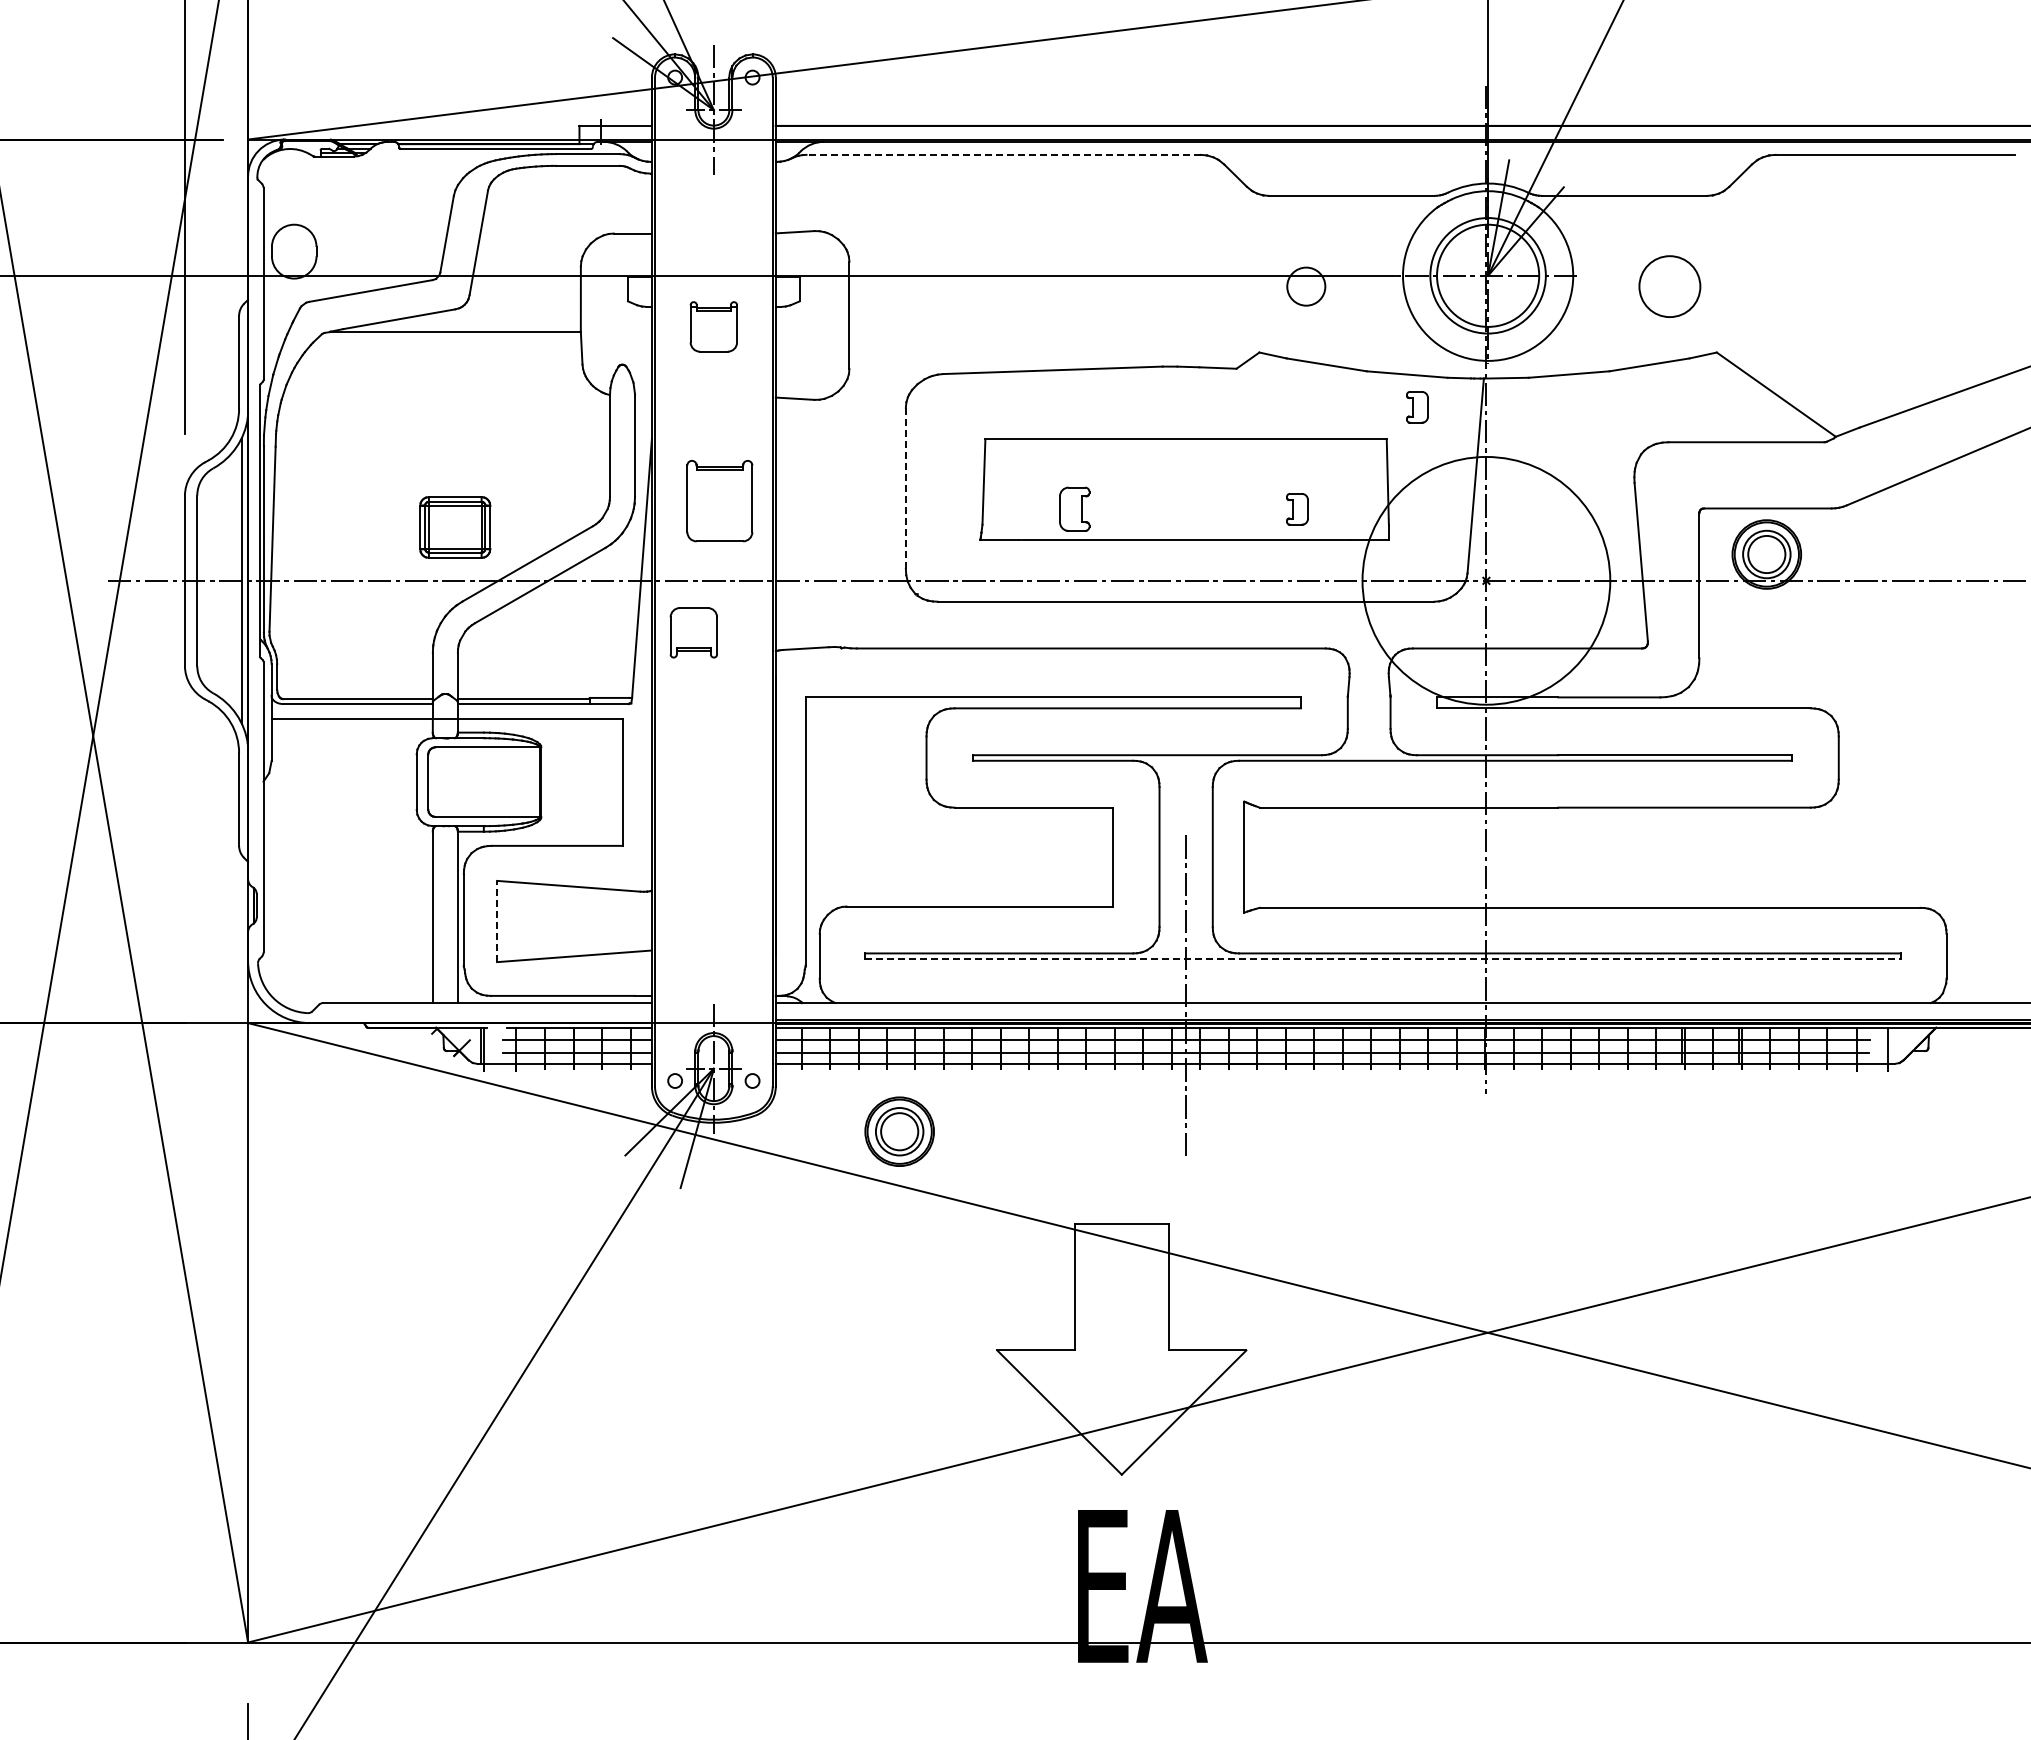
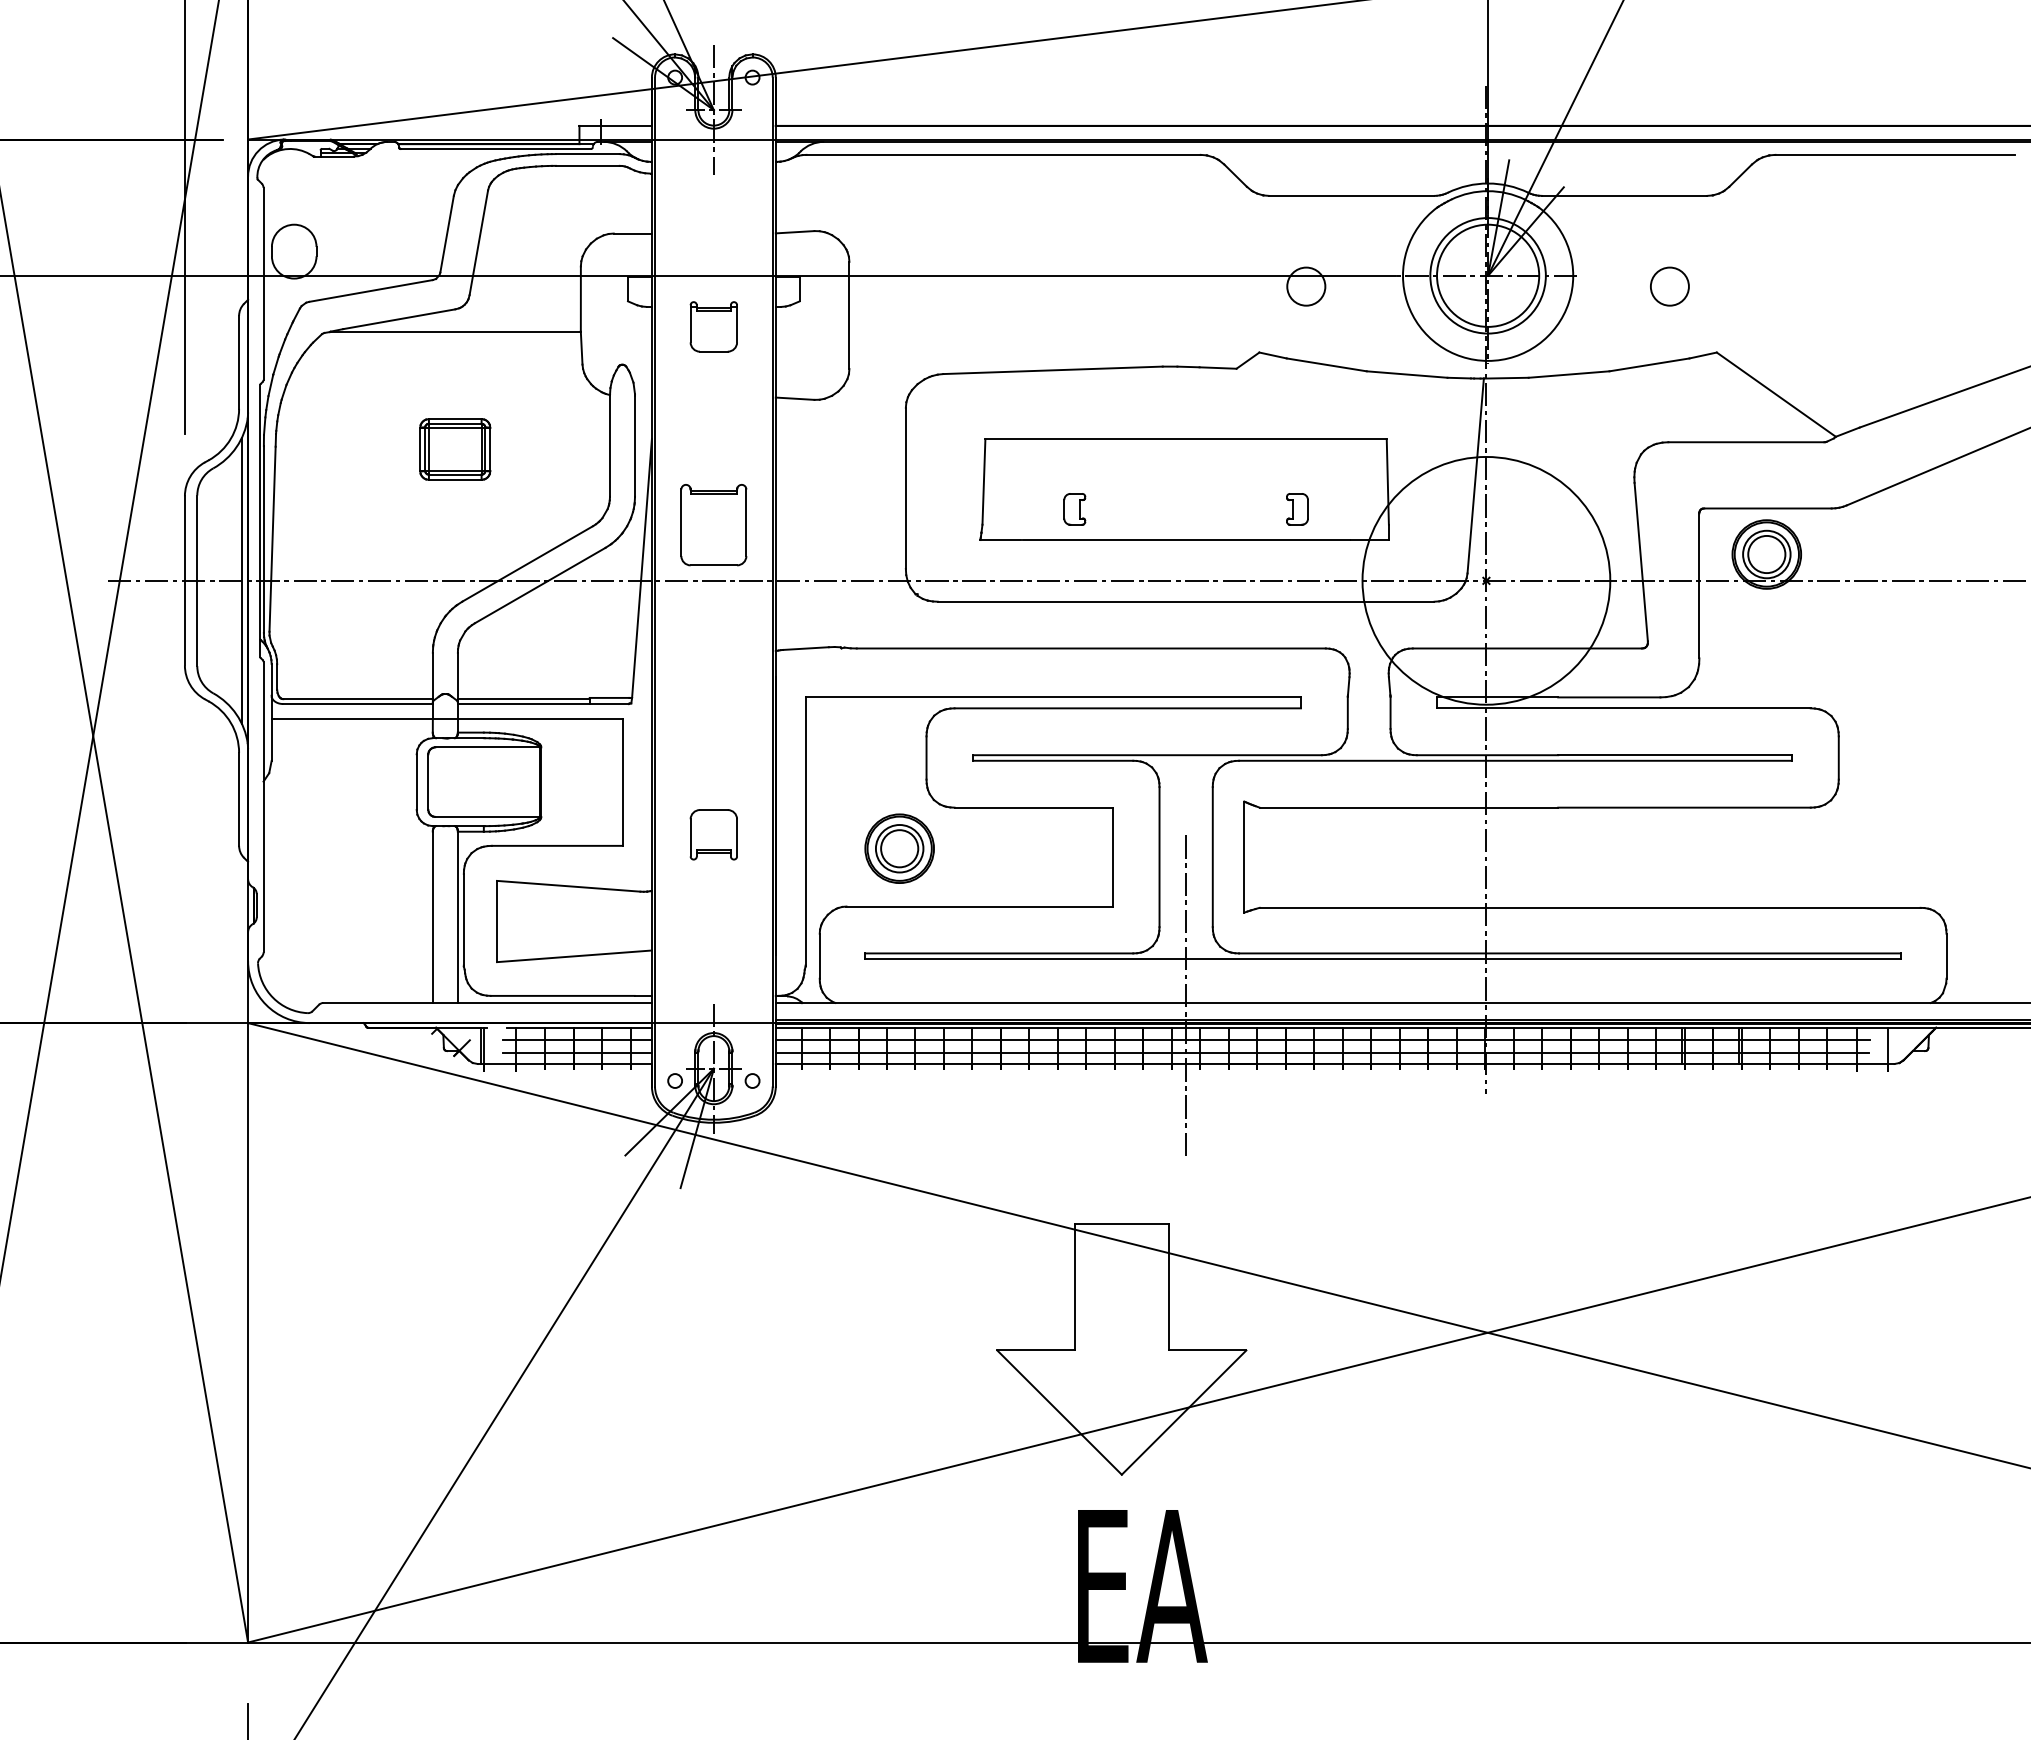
line: dashed -> solid (1003, 154)
circle diameter: 61 px -> 38 px (1669, 286)
part: present -> none (1417, 407)
line: dashed -> solid (905, 488)
part position: (719, 501) -> (713, 525) (713, 525)
part size: 32x46 px -> 24x33 px (1074, 509)
part position: (455, 527) -> (455, 449) (455, 449)
part position: (693, 632) -> (713, 834) (713, 834)
line: dashed -> solid (497, 921)
line: dashed -> solid (1383, 959)
part position: (899, 1131) -> (899, 848) (899, 848)
